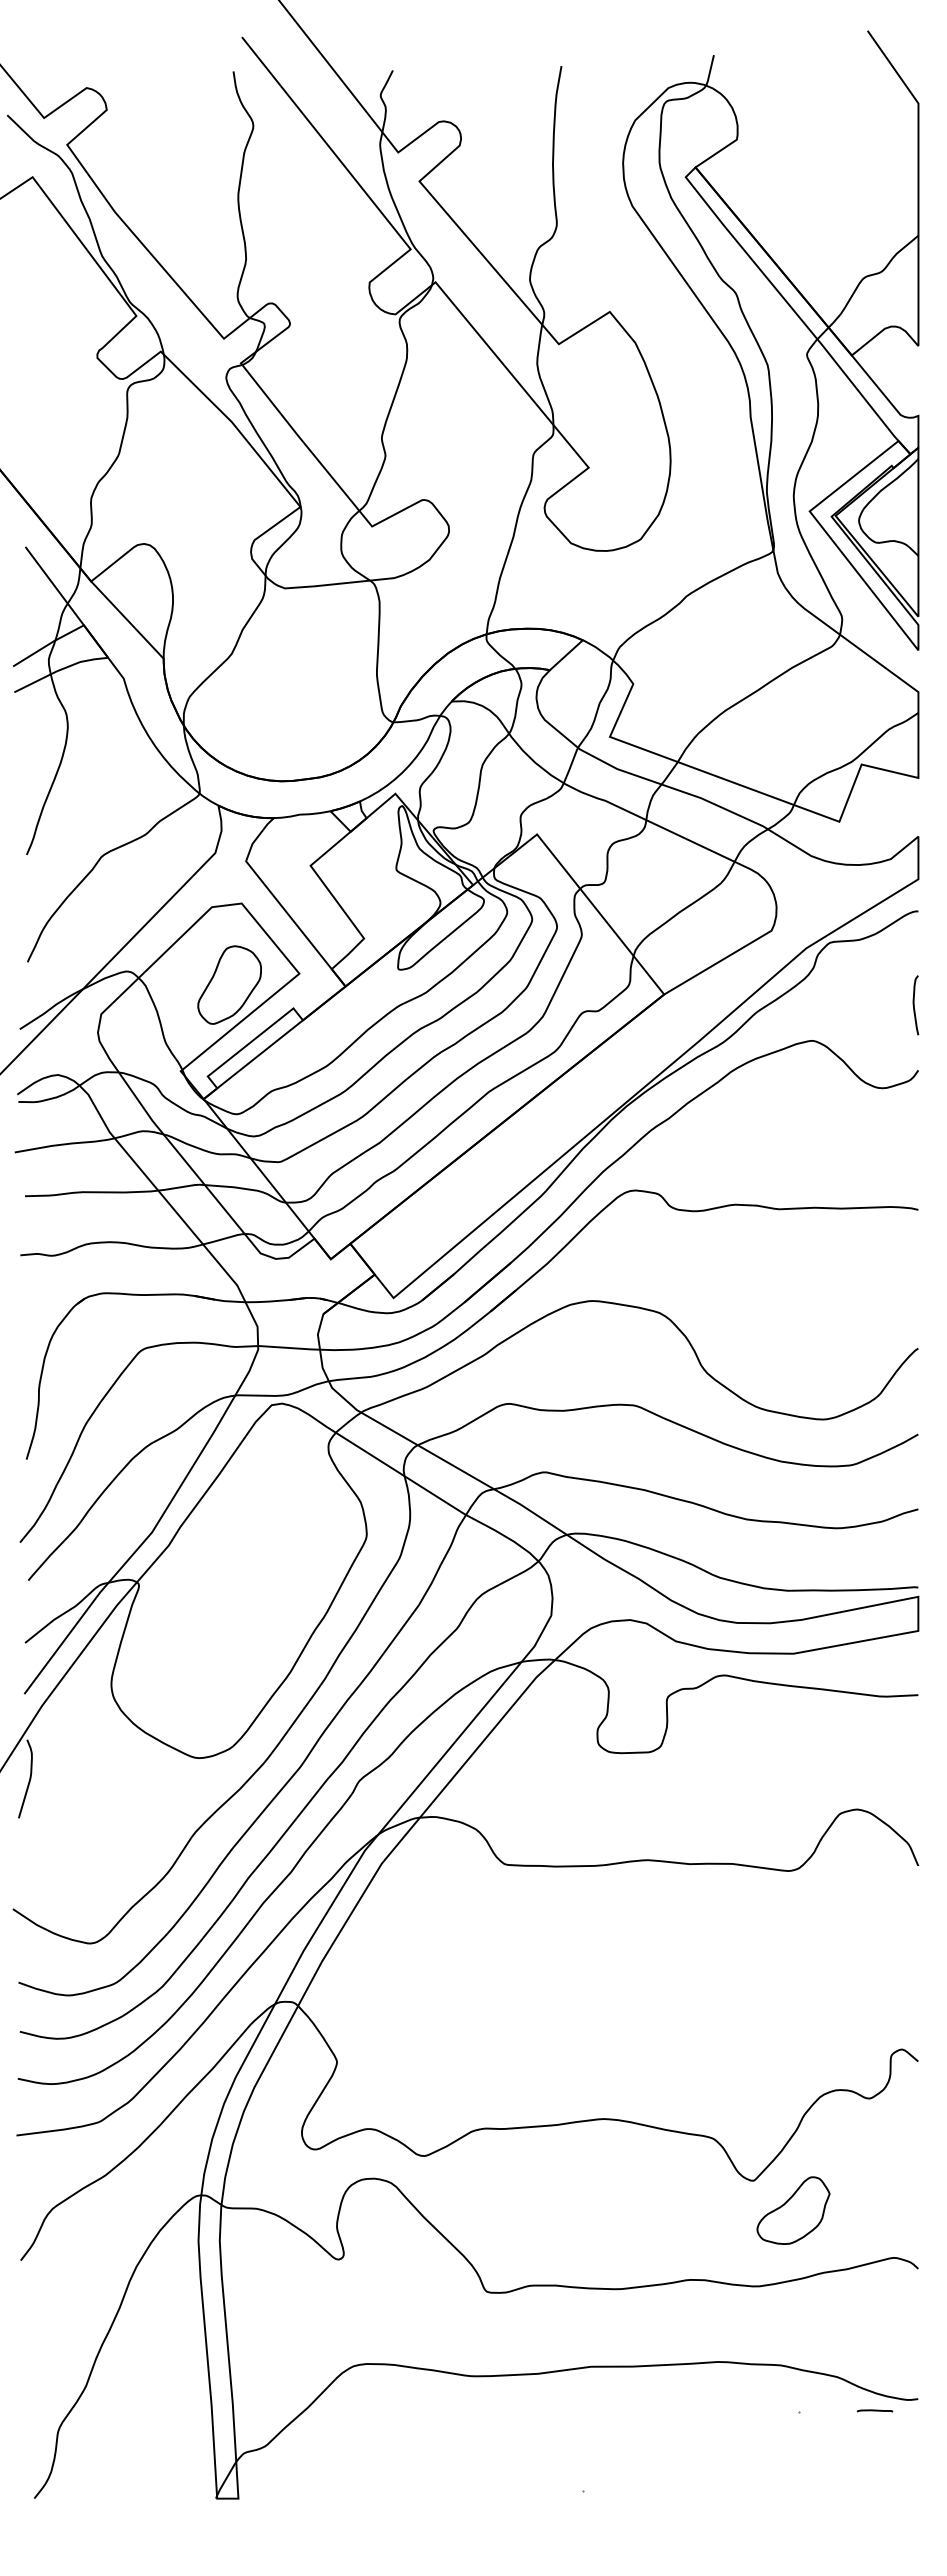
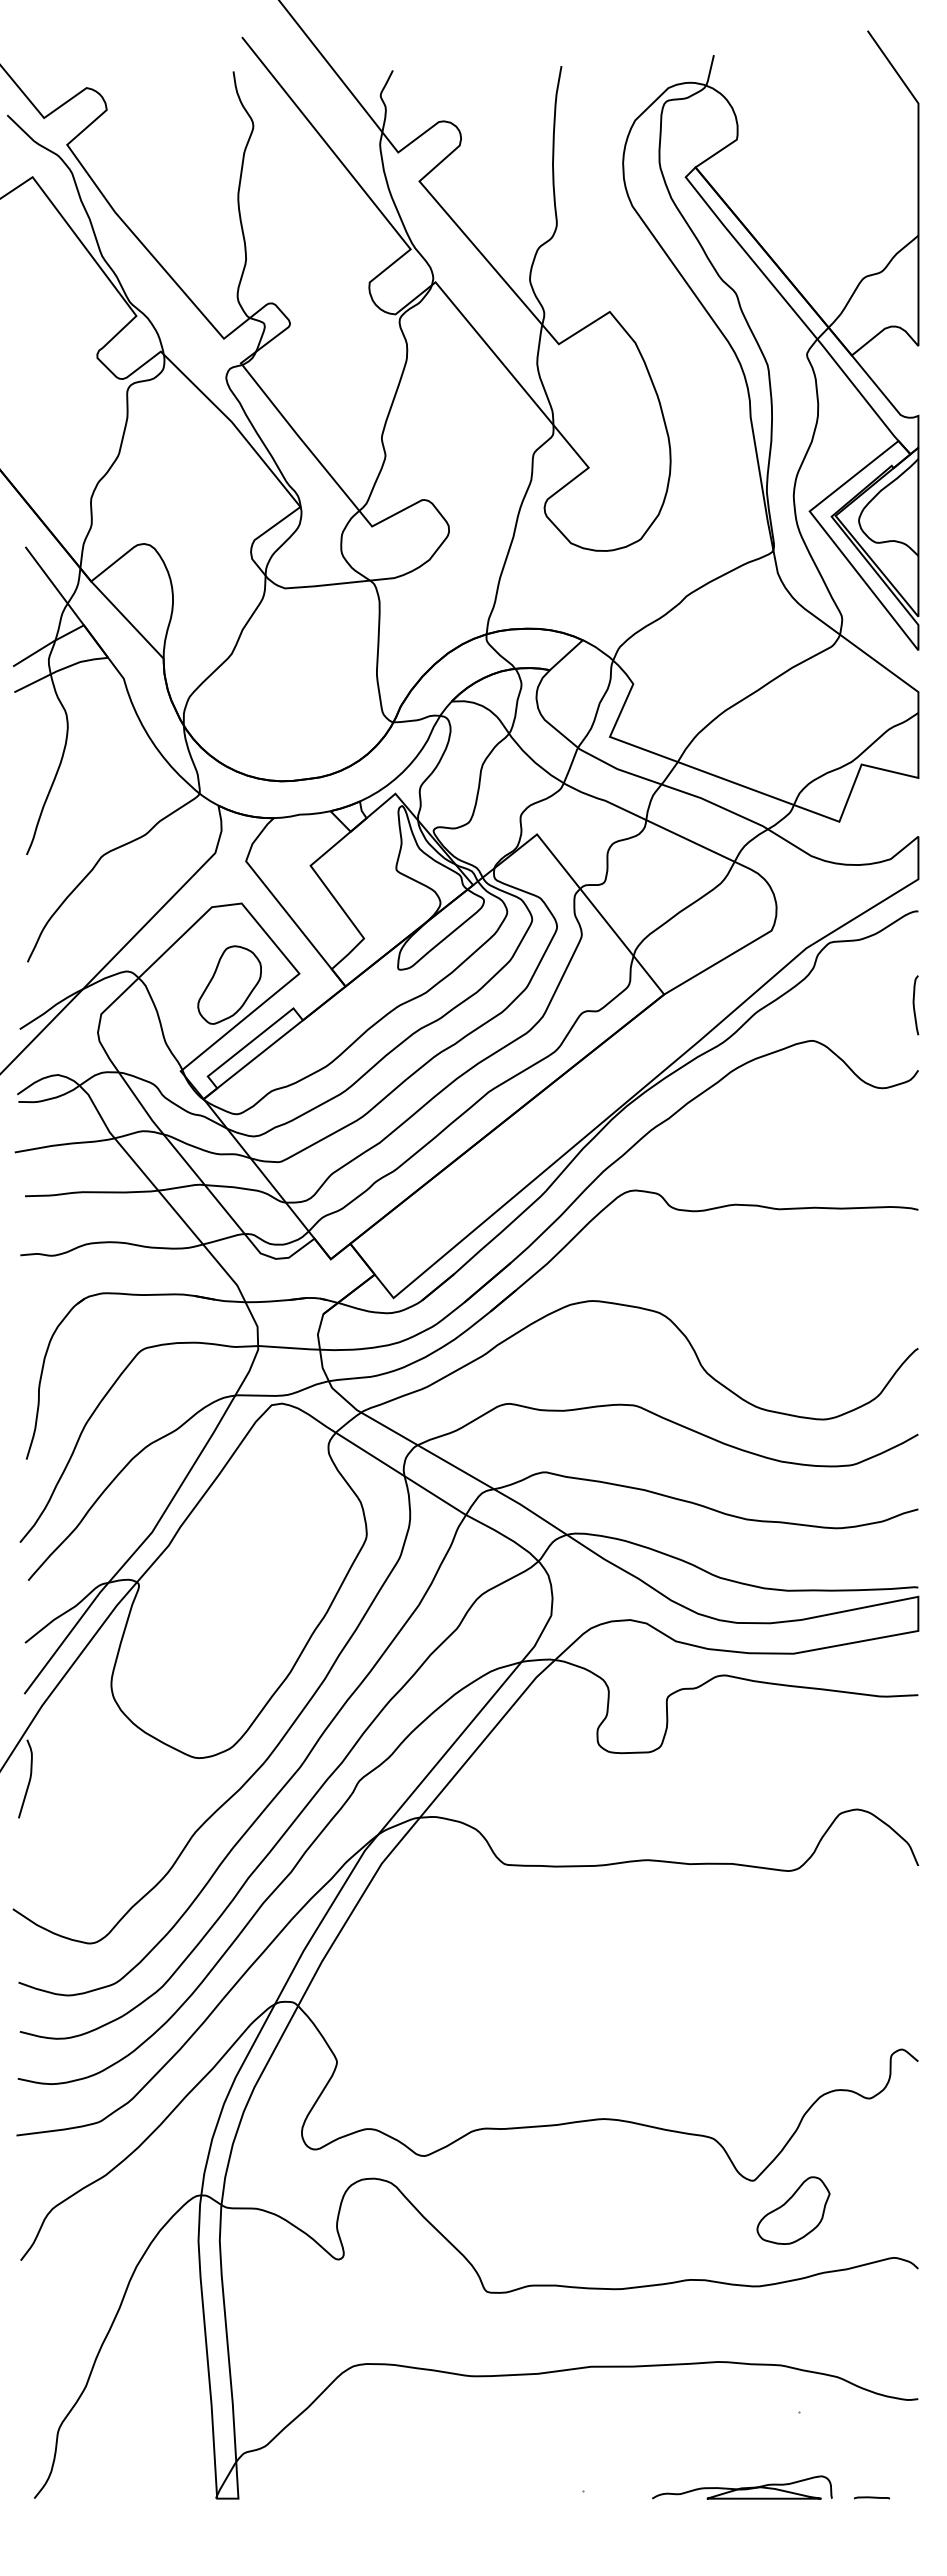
line position: (875, 2410) -> (872, 2497) (872, 2497)
part: none -> present (742, 2487)
